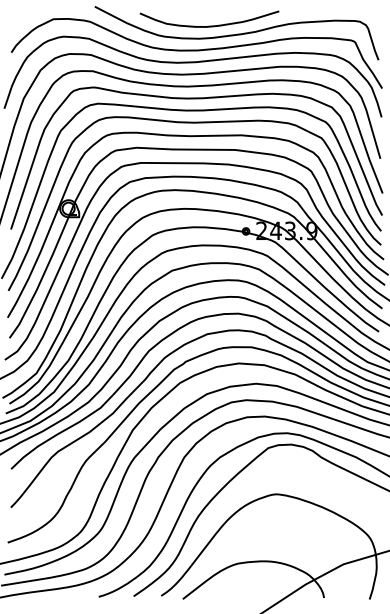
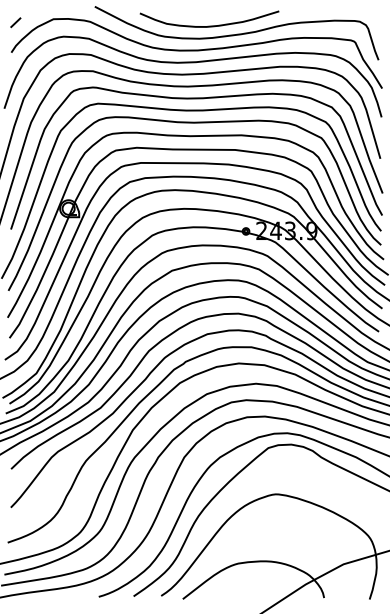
line: none -> present (15, 22)
